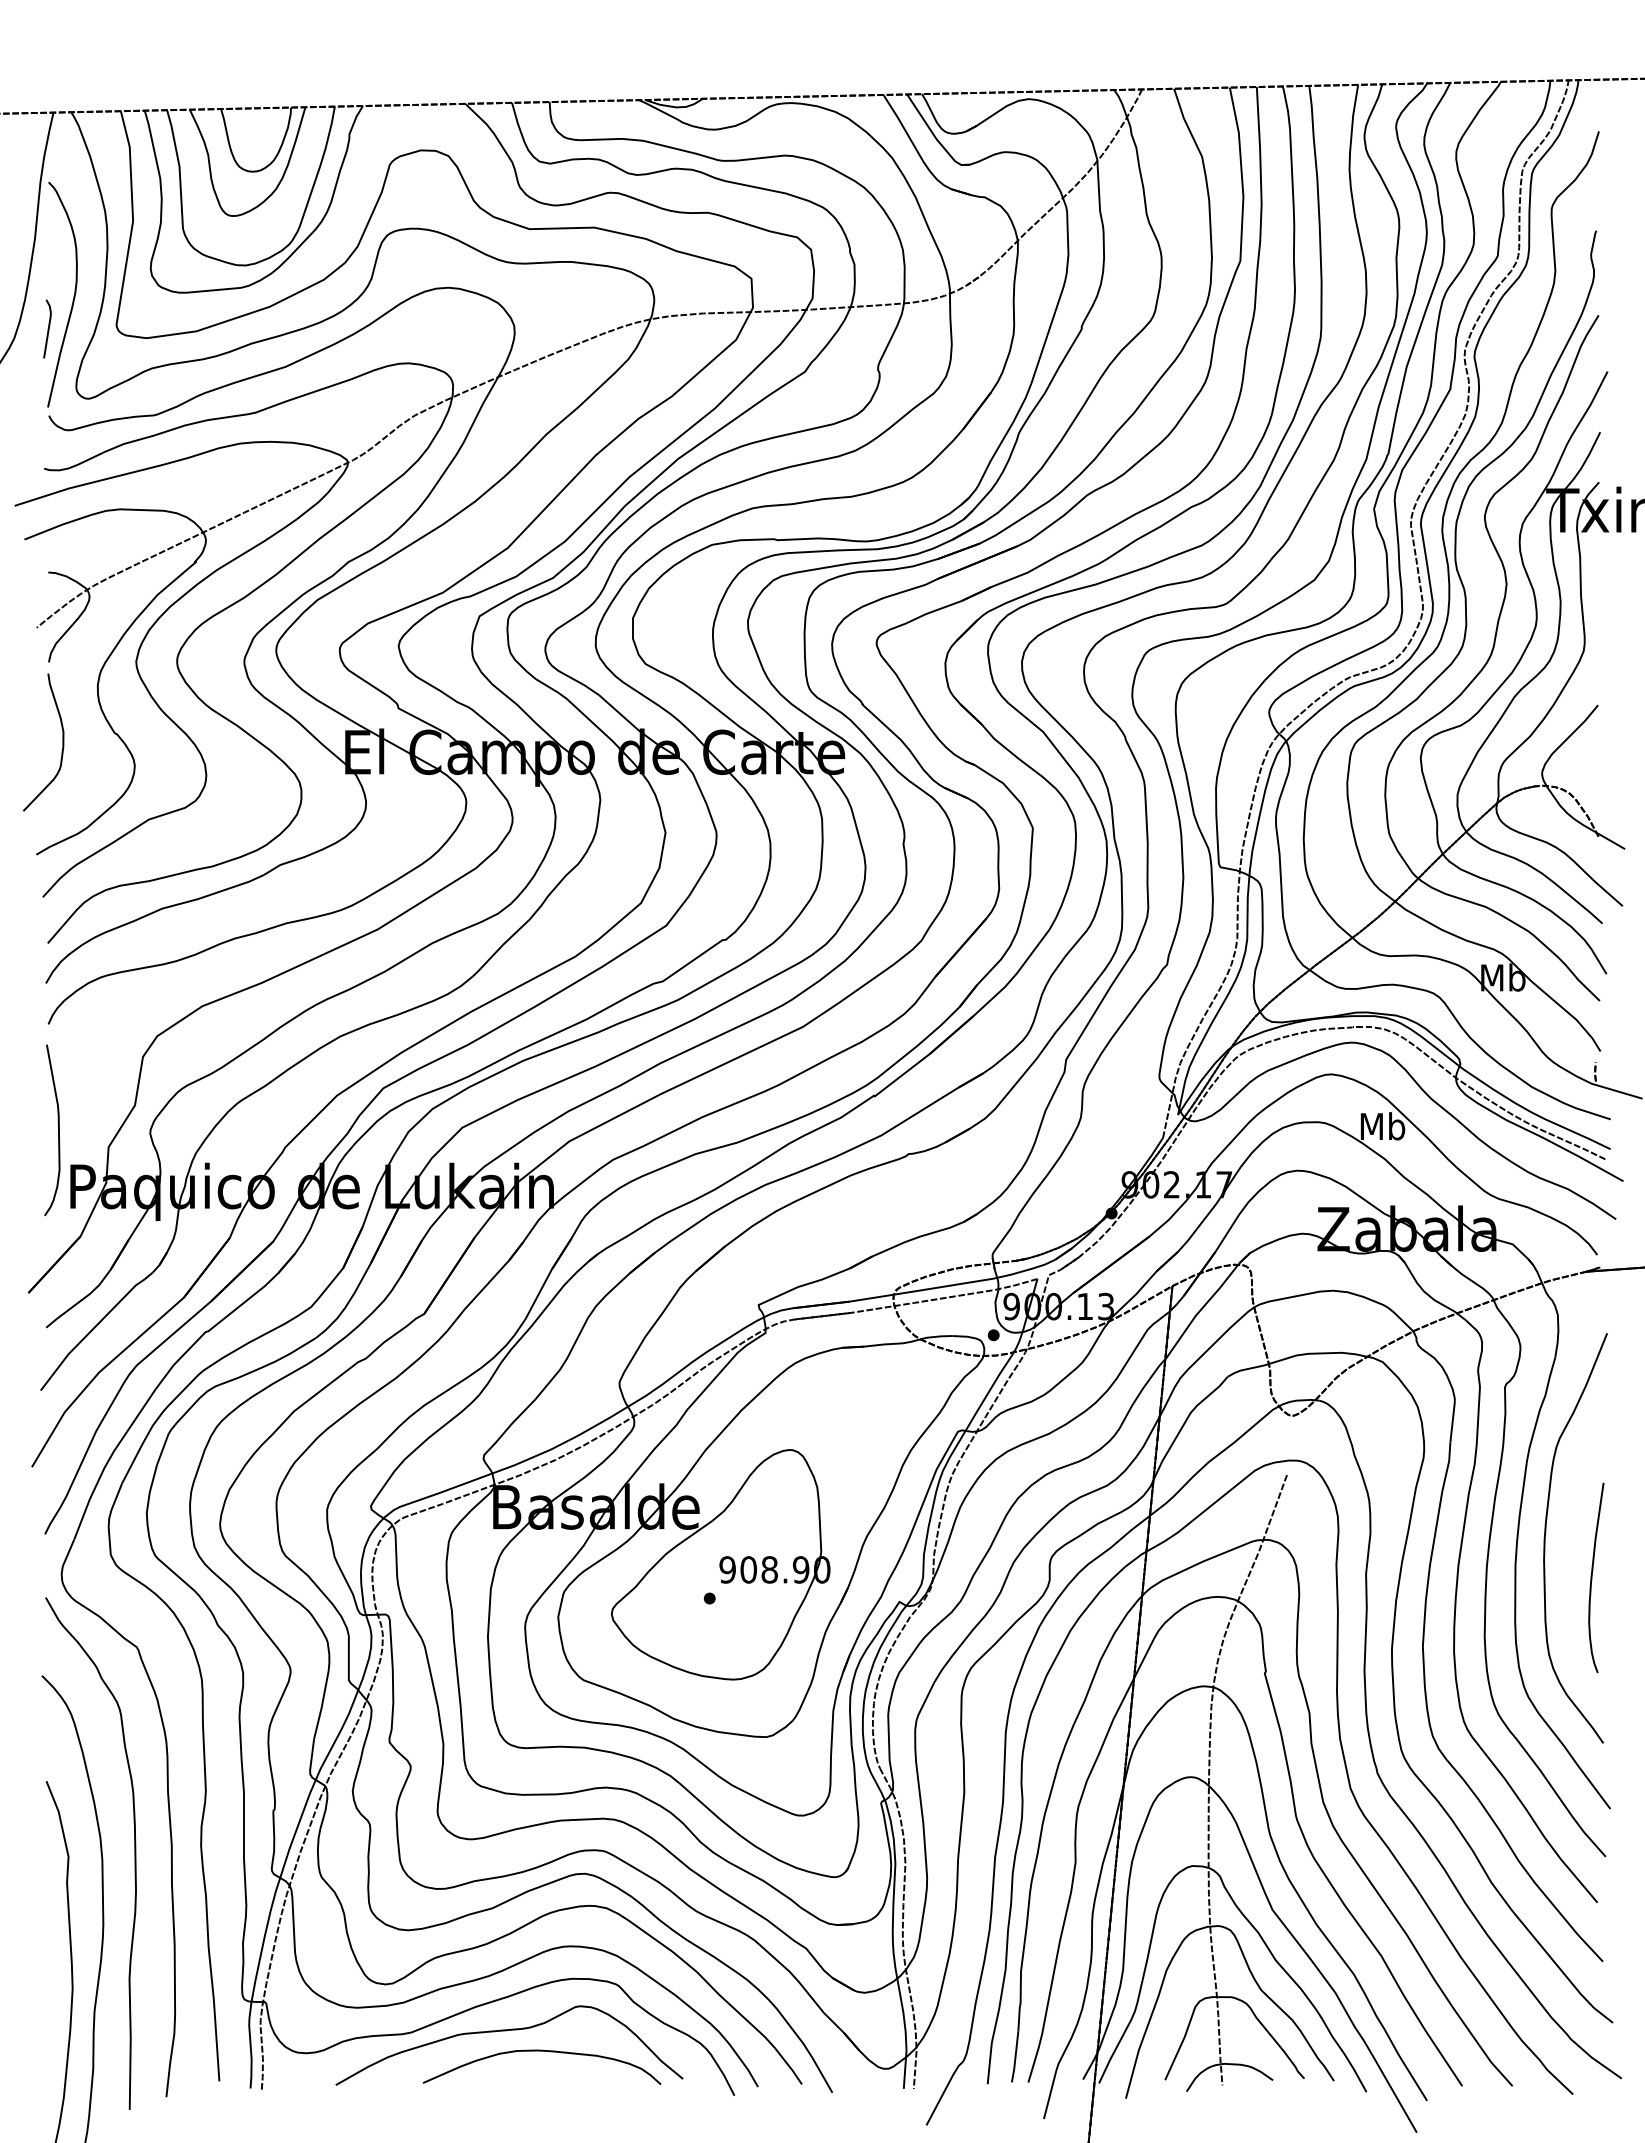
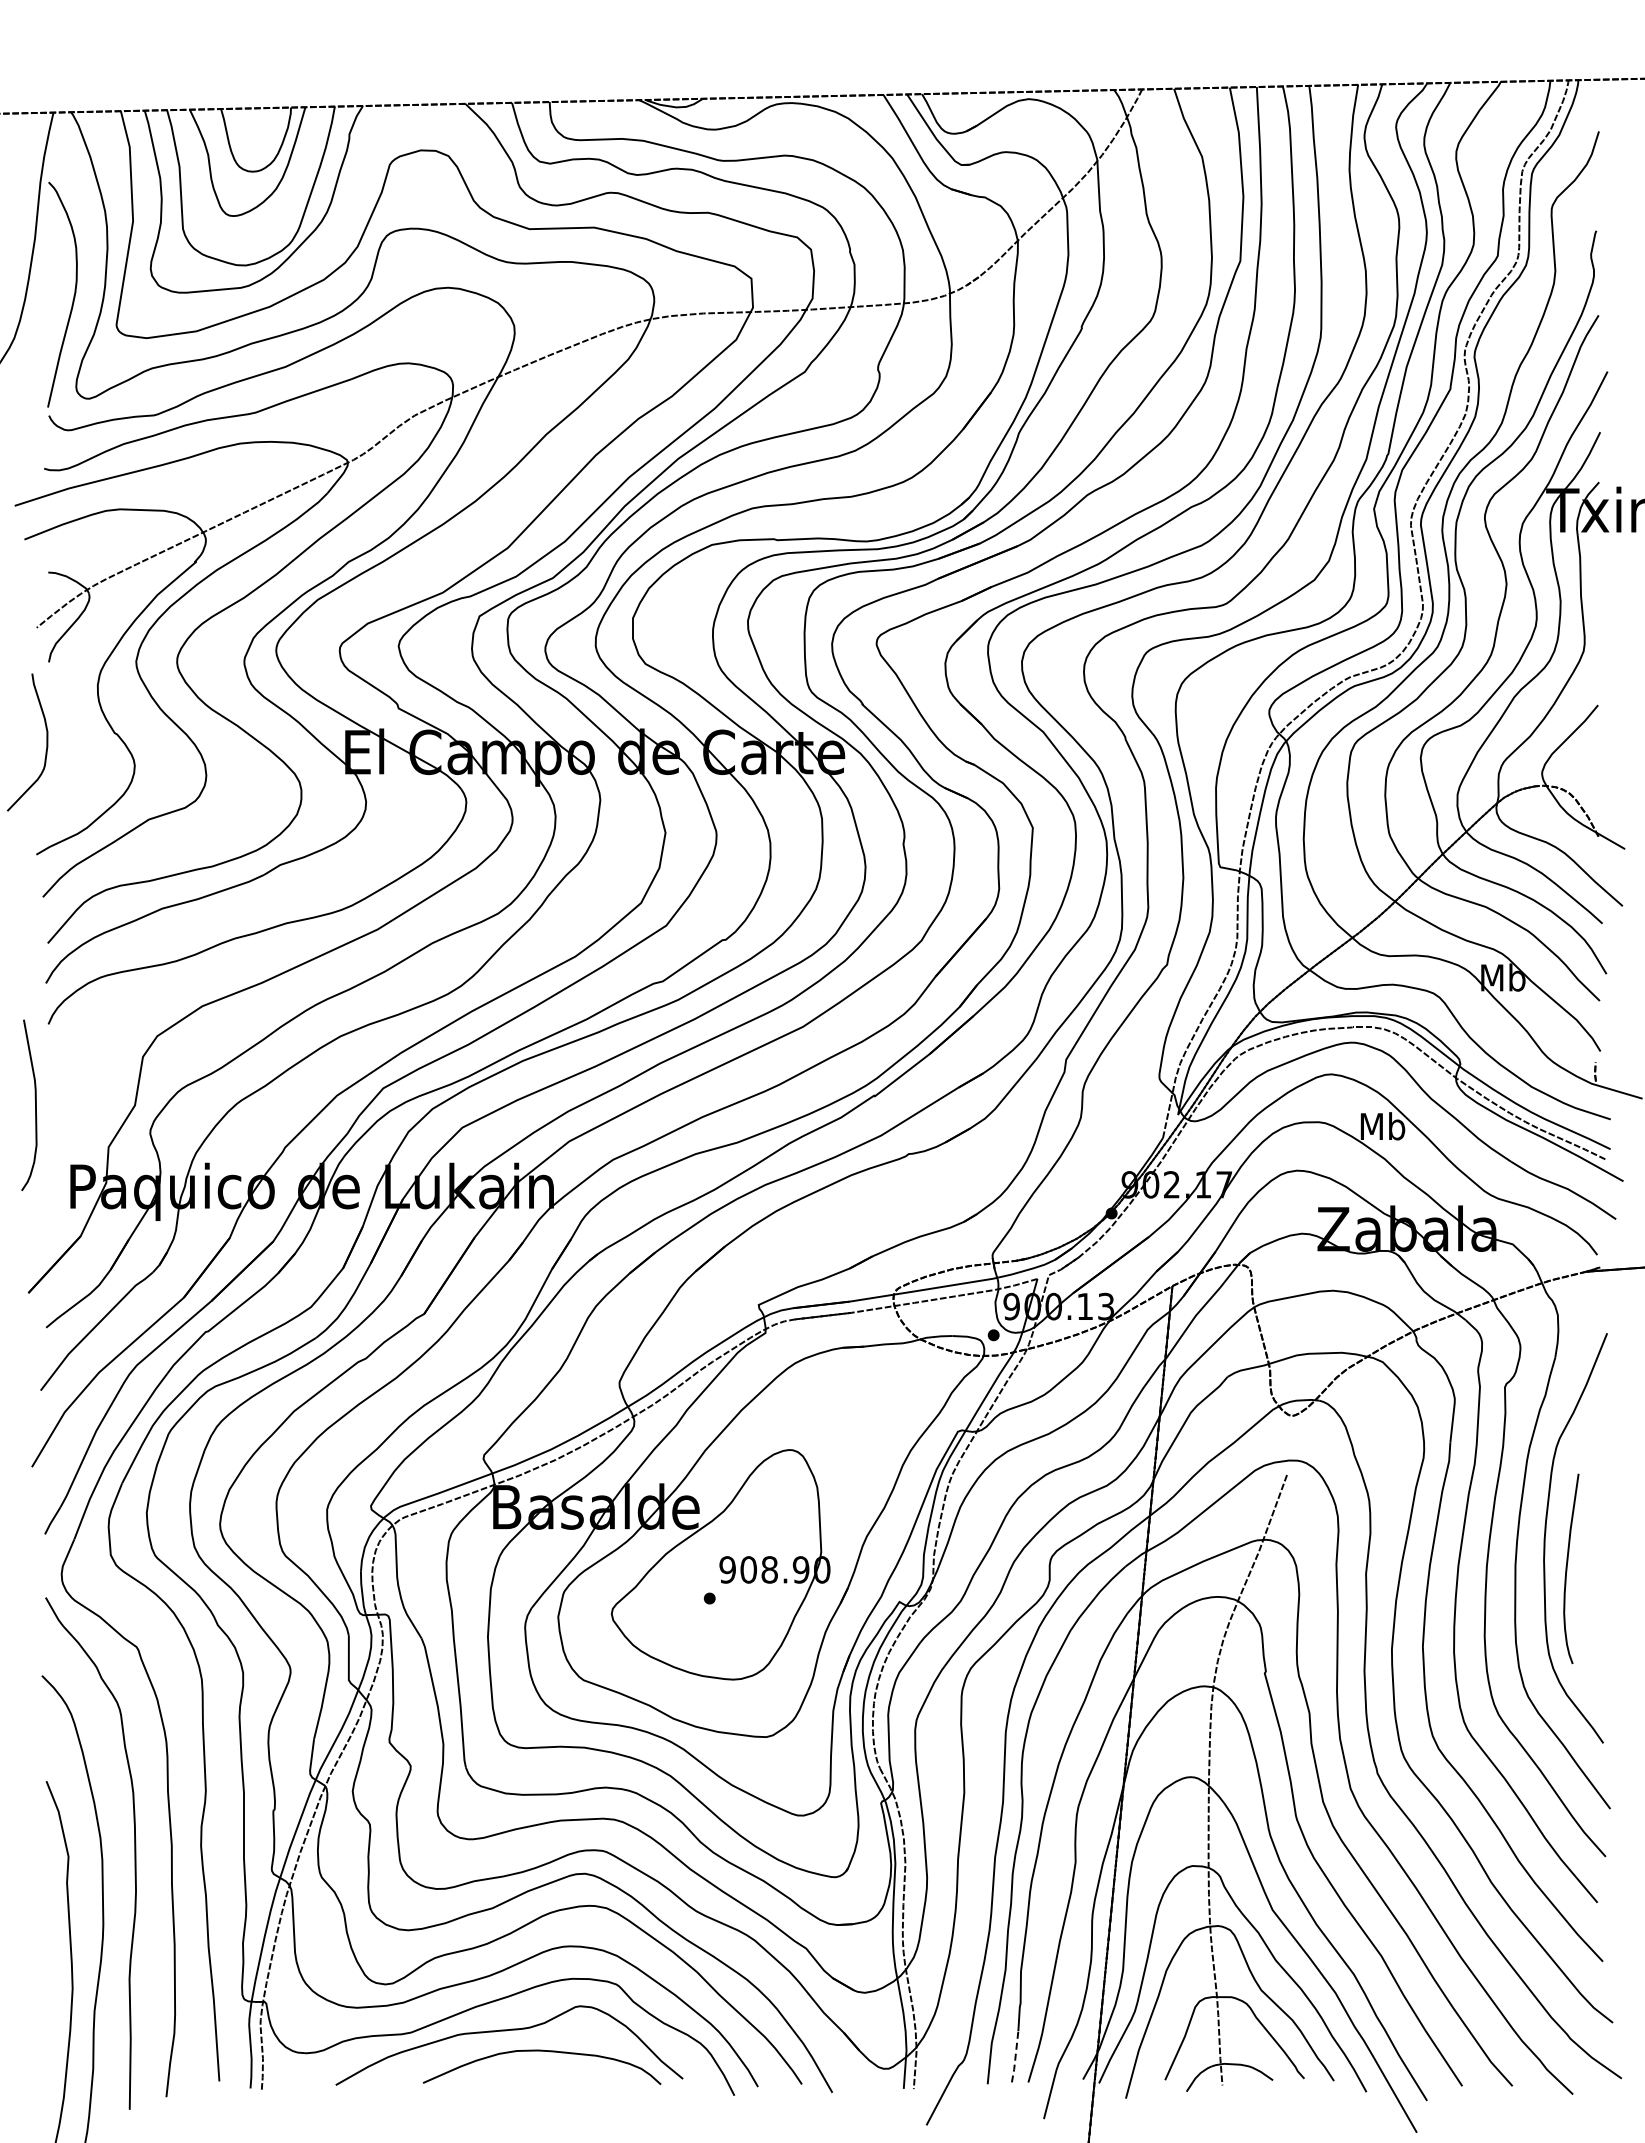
line: present -> none (47, 328)
curve position: (62, 742) -> (46, 742) (46, 742)
curve position: (58, 1130) -> (35, 1105) (35, 1105)
curve position: (1592, 1577) -> (1567, 1568) (1567, 1568)
line: solid -> dashed (1015, 2057)
